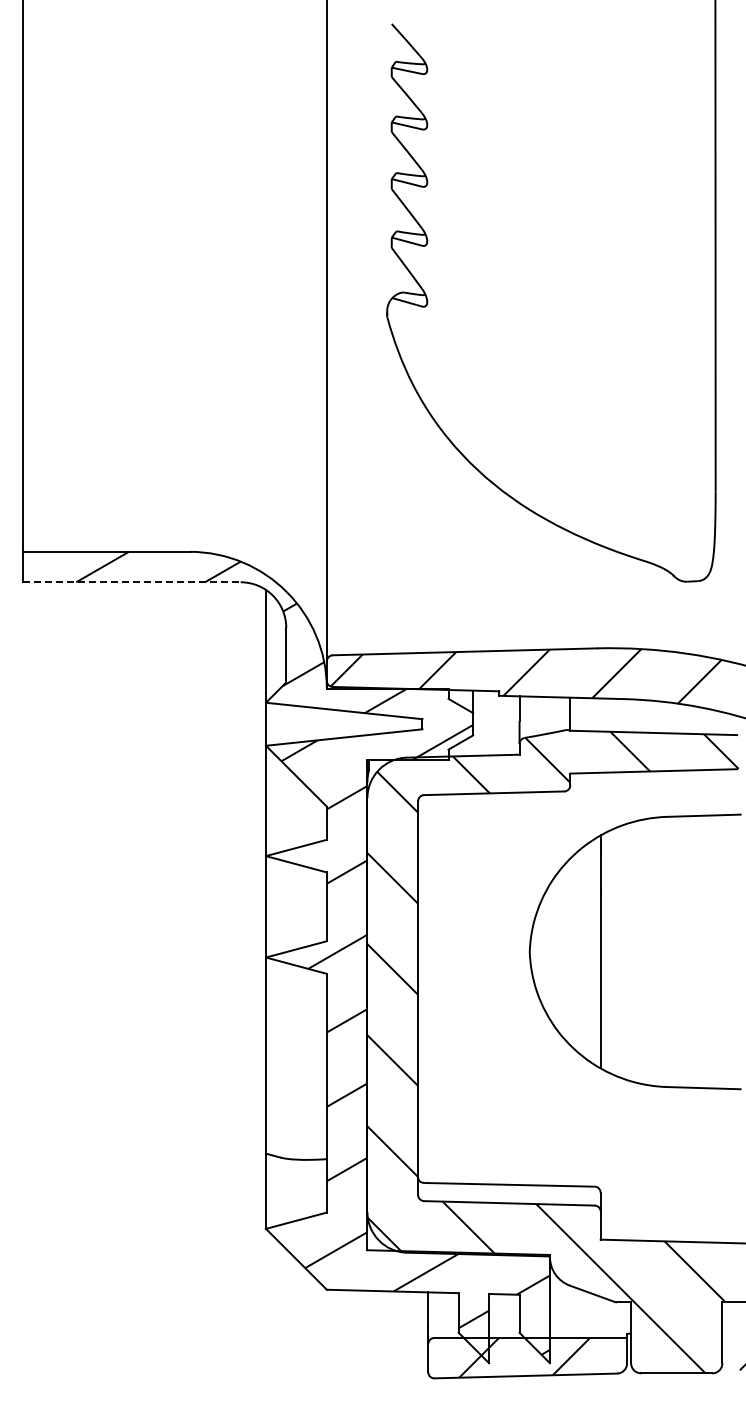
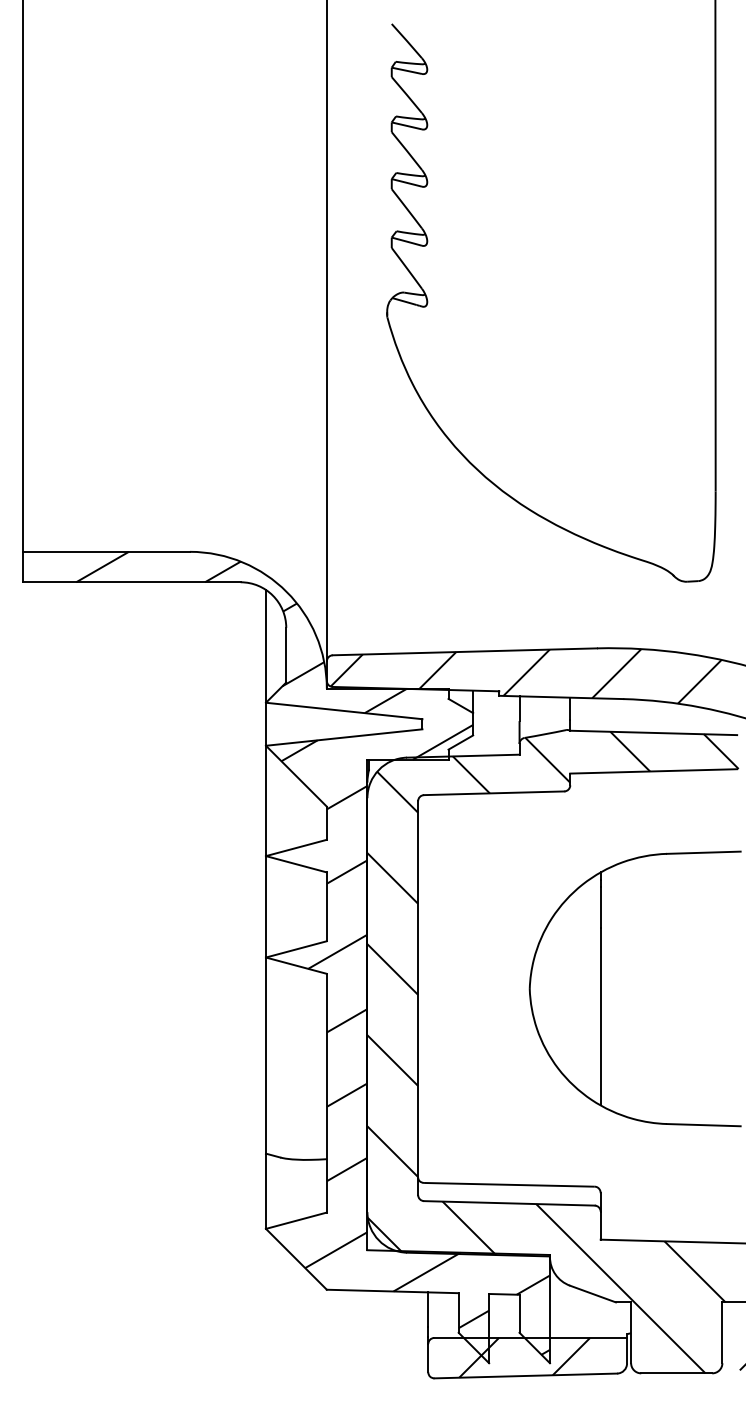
line: dashed -> solid (132, 582)
part position: (601, 951) -> (601, 988) (601, 988)
